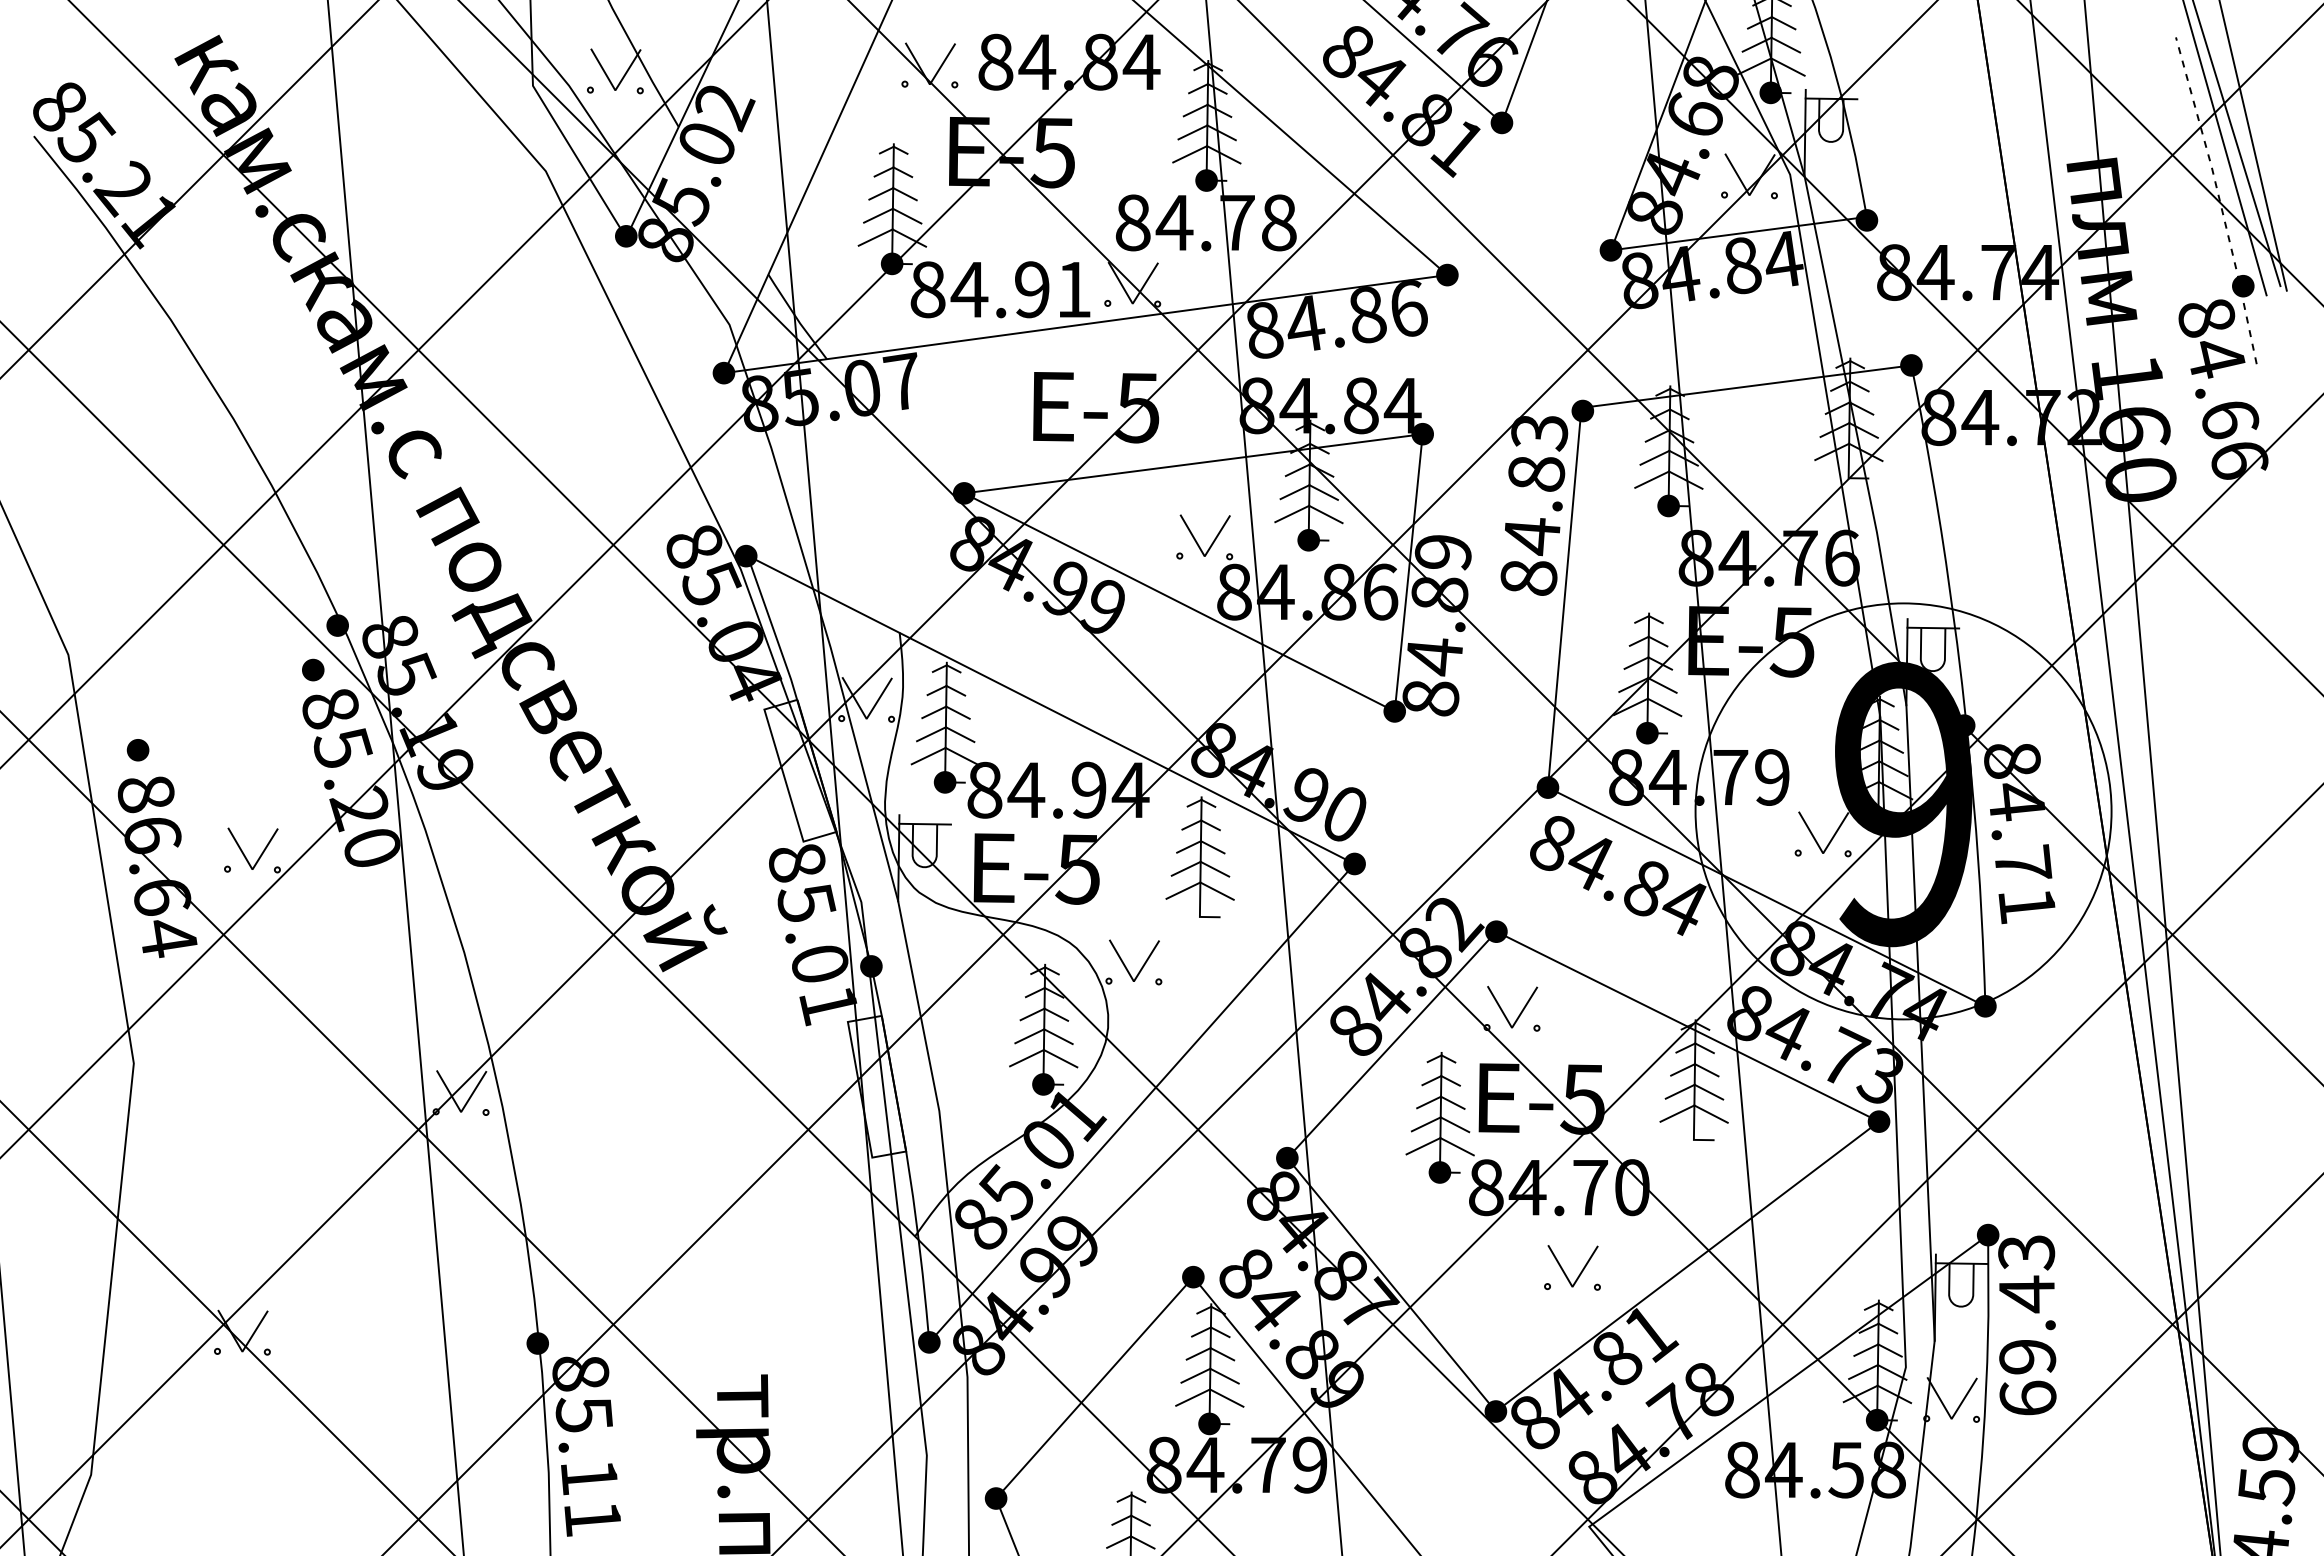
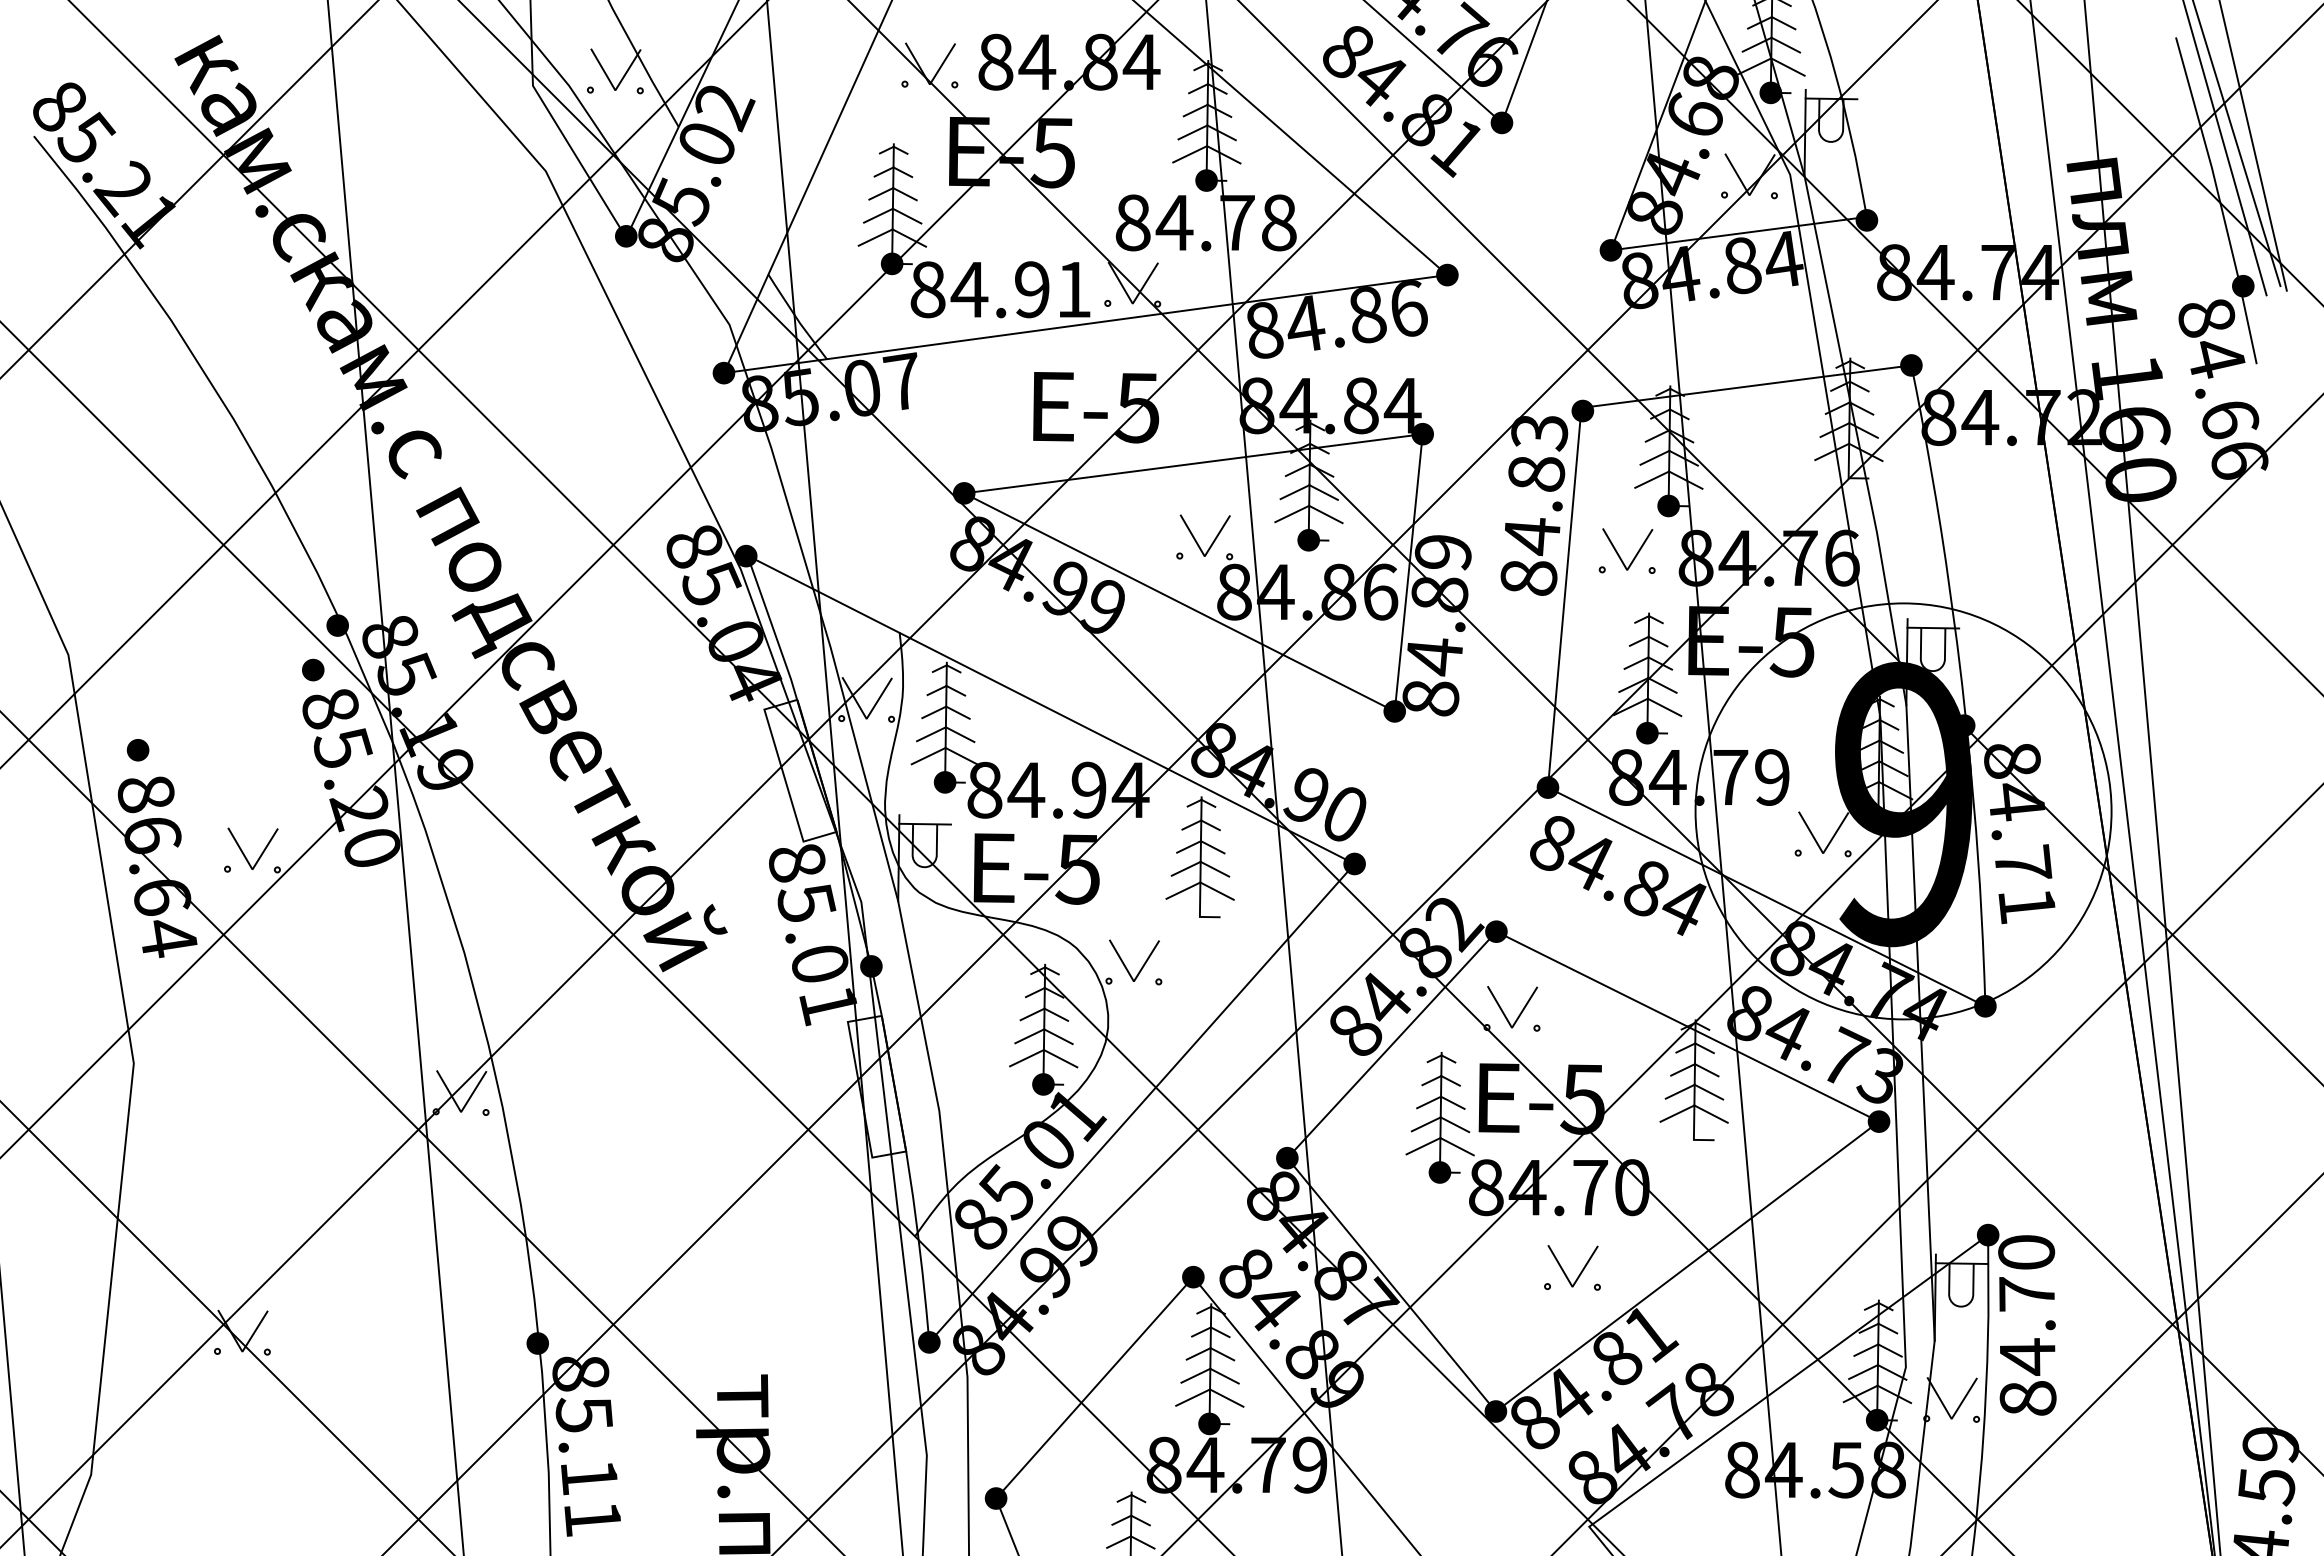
line: dashed -> solid (2219, 199)
part: none -> present (1619, 554)
text: 69.43 -> 84.70 (2027, 1325)
